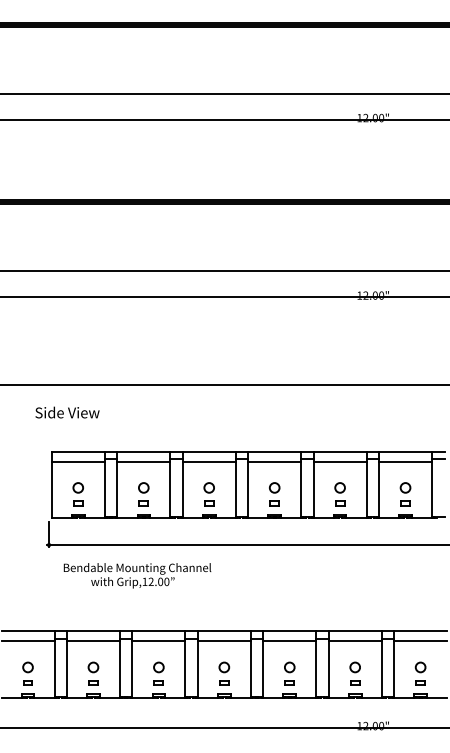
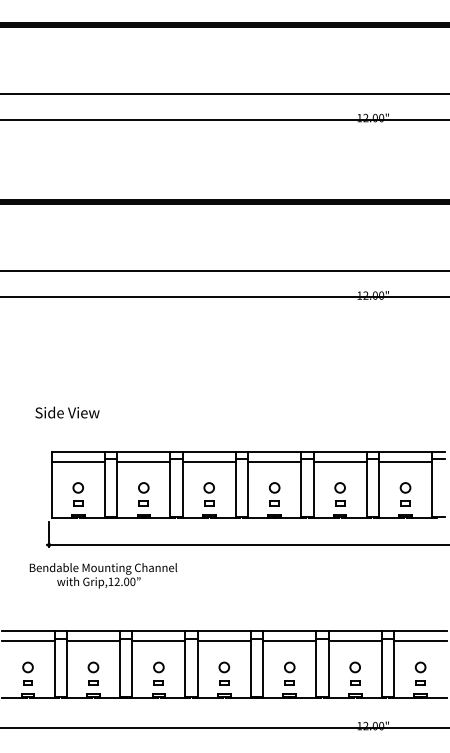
line: present -> none (224, 384)
text position: (137, 575) -> (103, 575) (103, 575)
